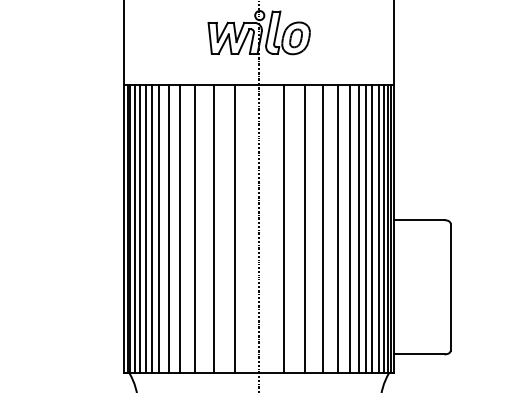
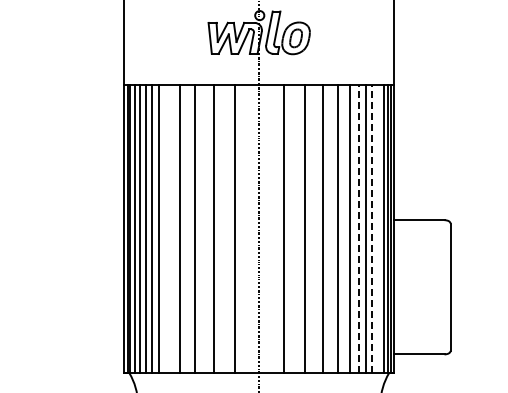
line: solid -> dashed (359, 228)
line: solid -> dashed (372, 228)
line: present -> none (168, 229)
line: present -> none (378, 229)
